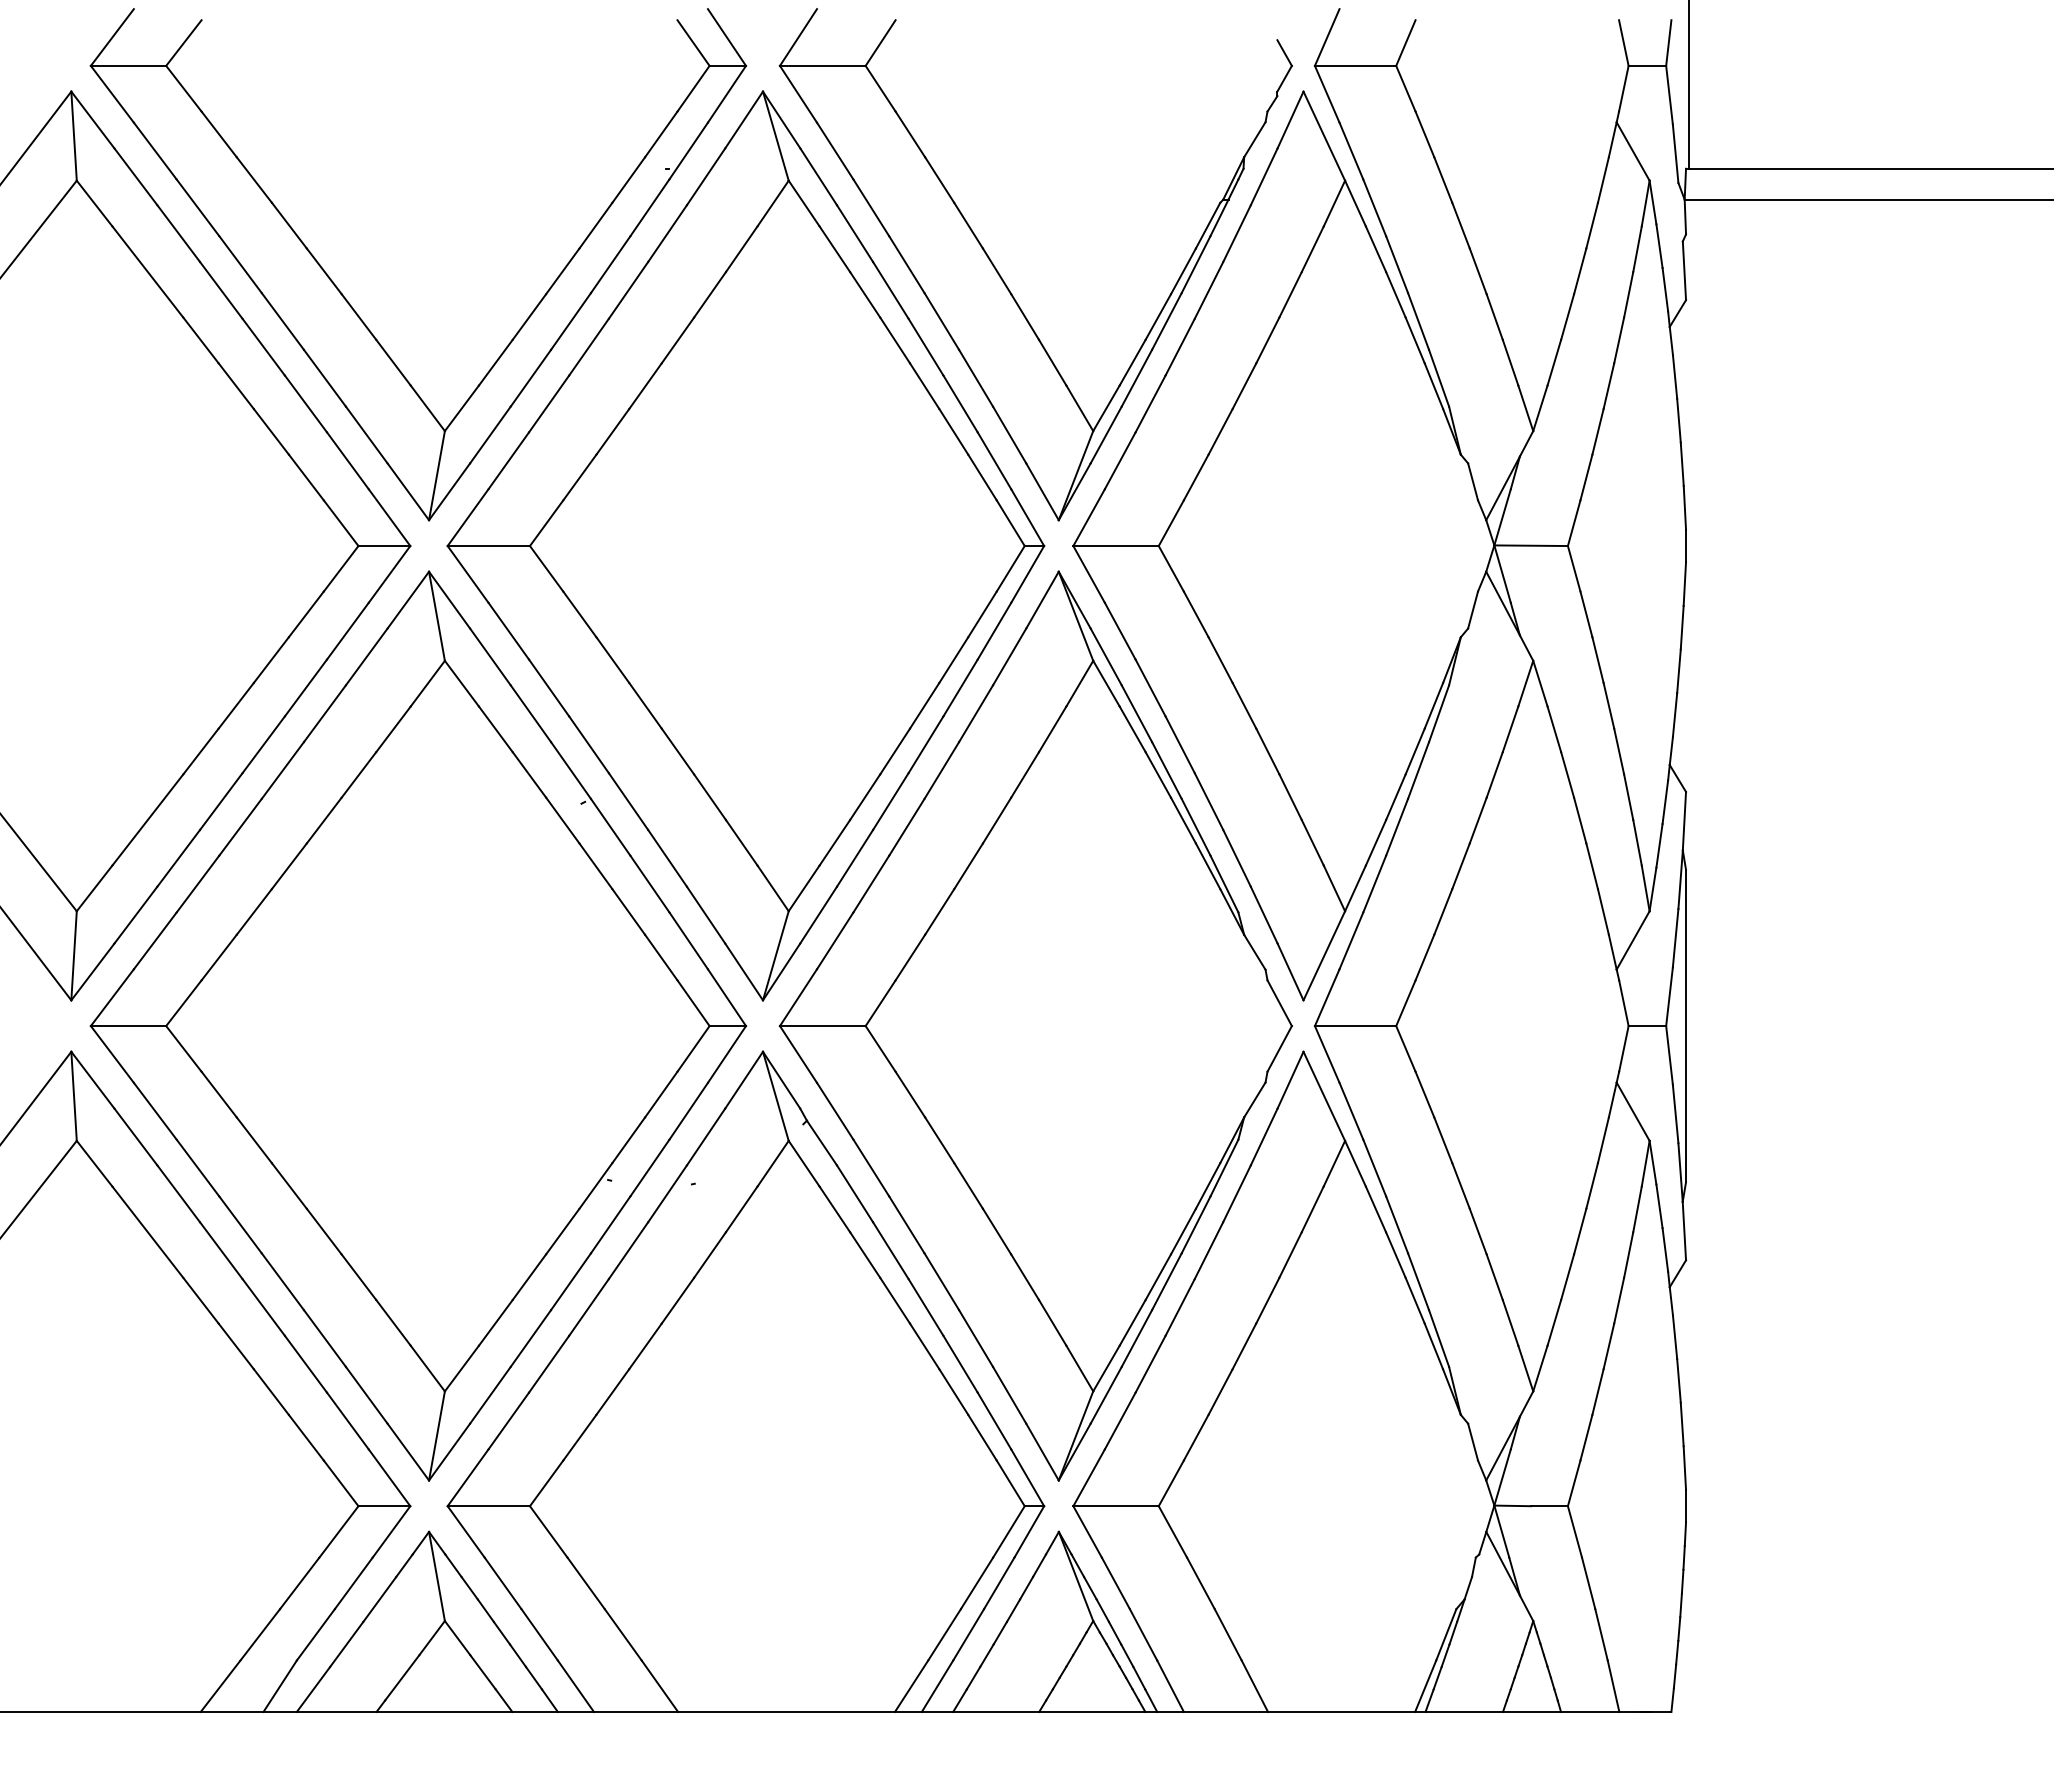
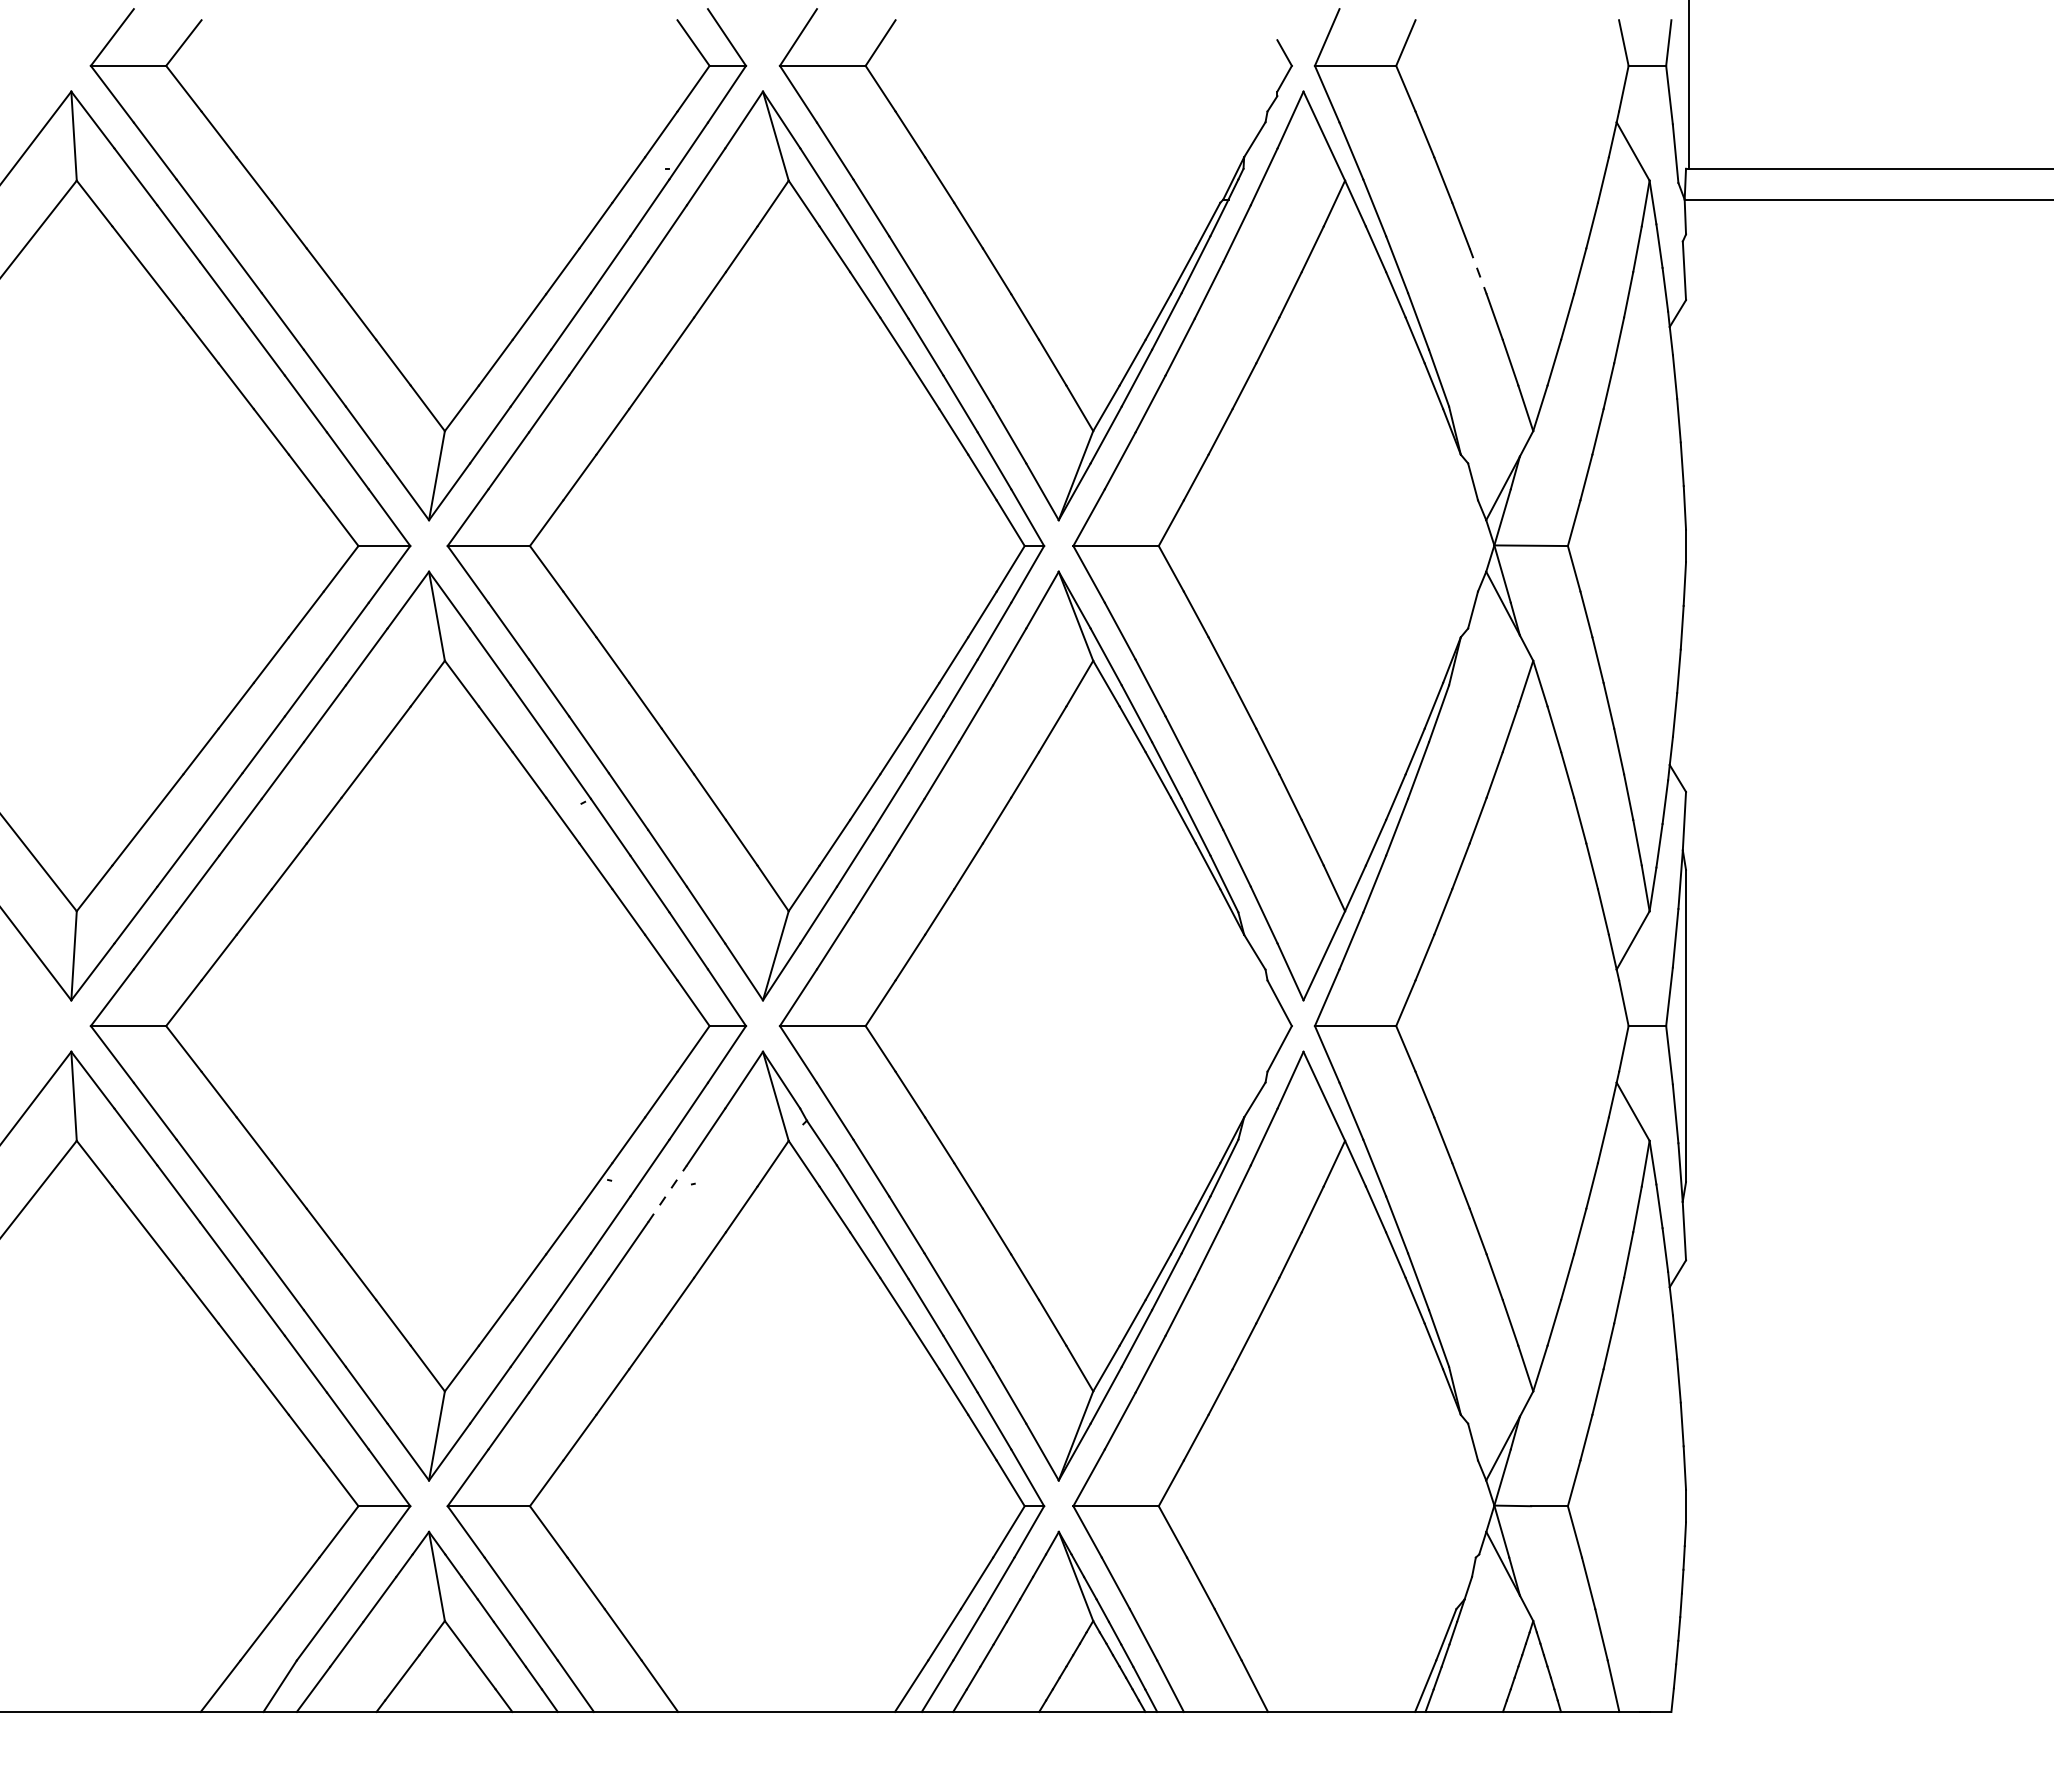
line: solid -> dashed (1478, 271)
line: solid -> dashed (667, 1193)
